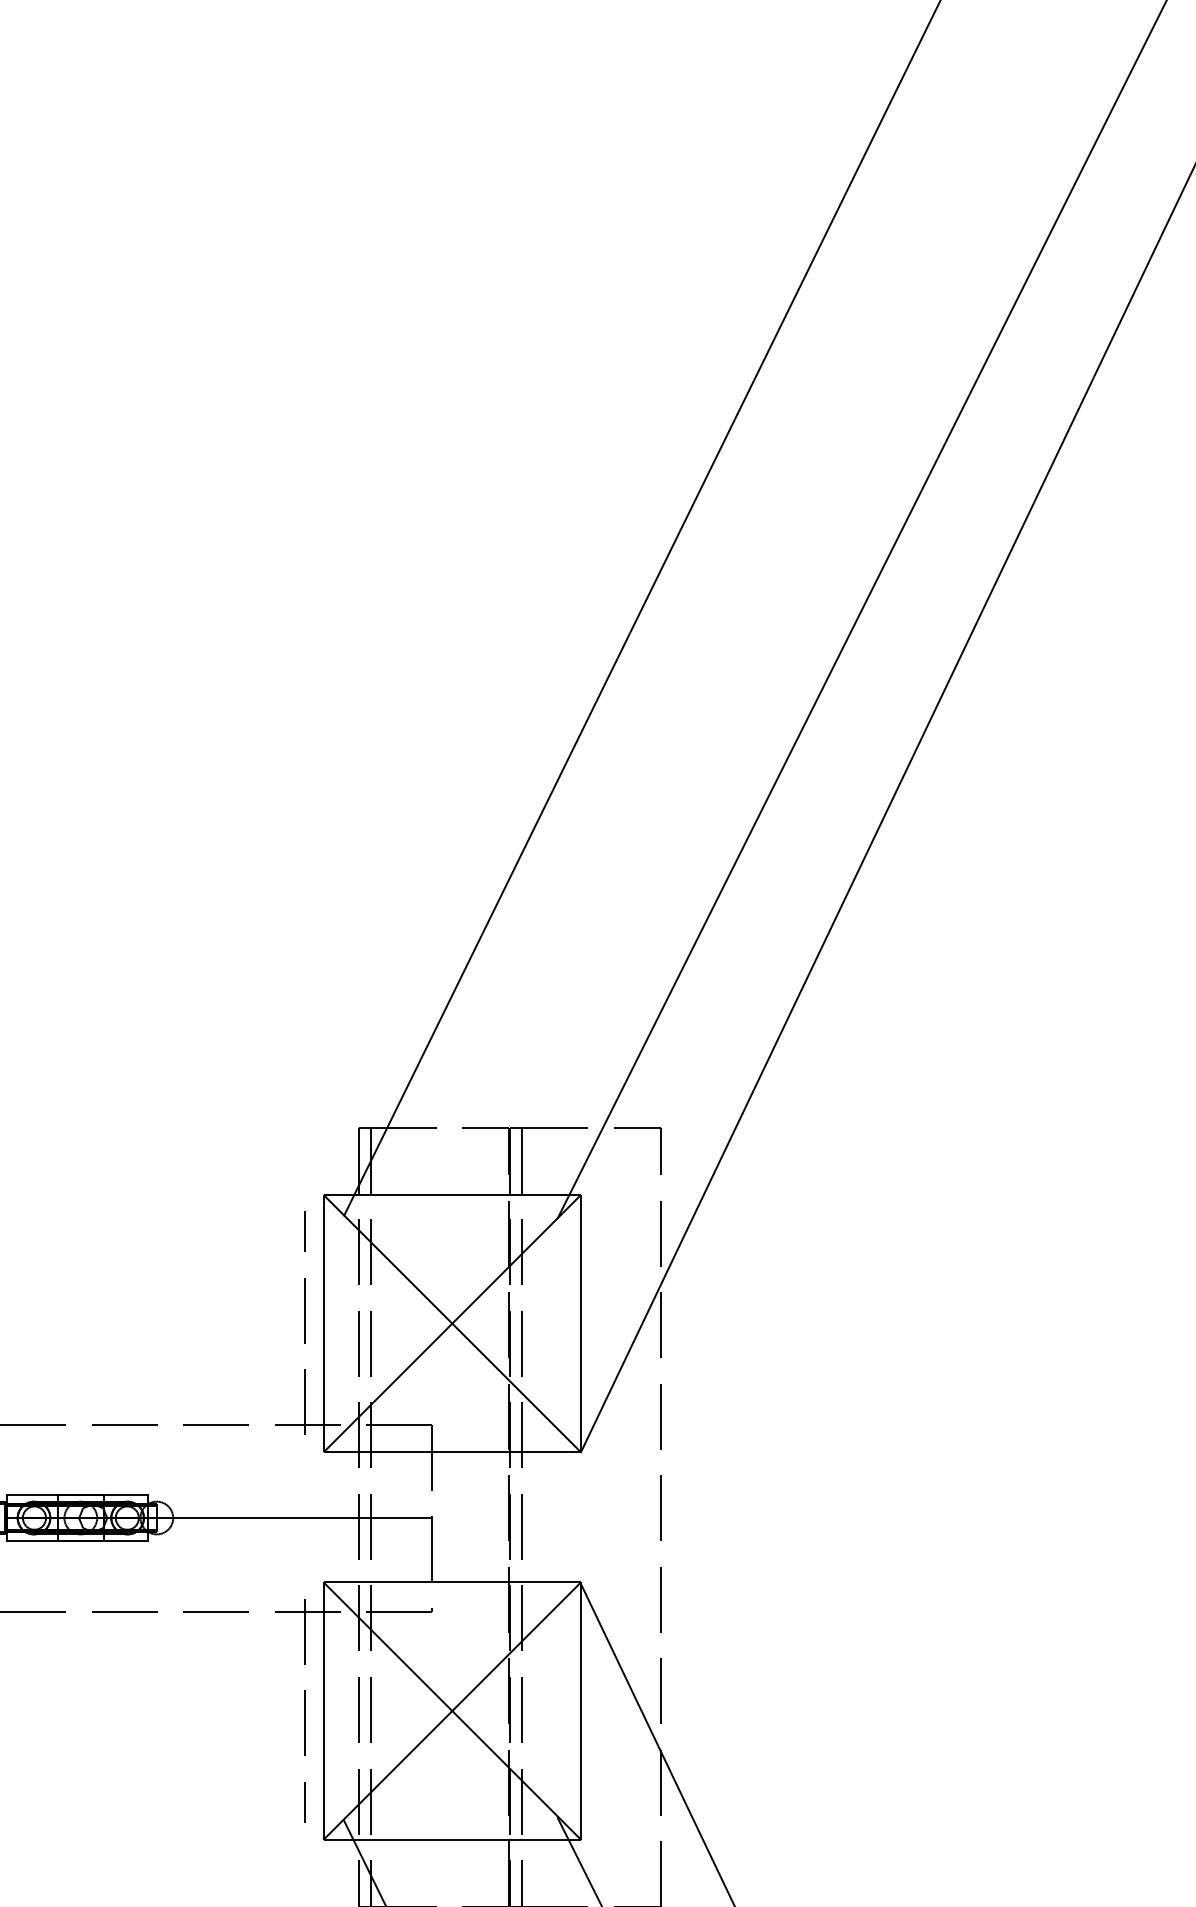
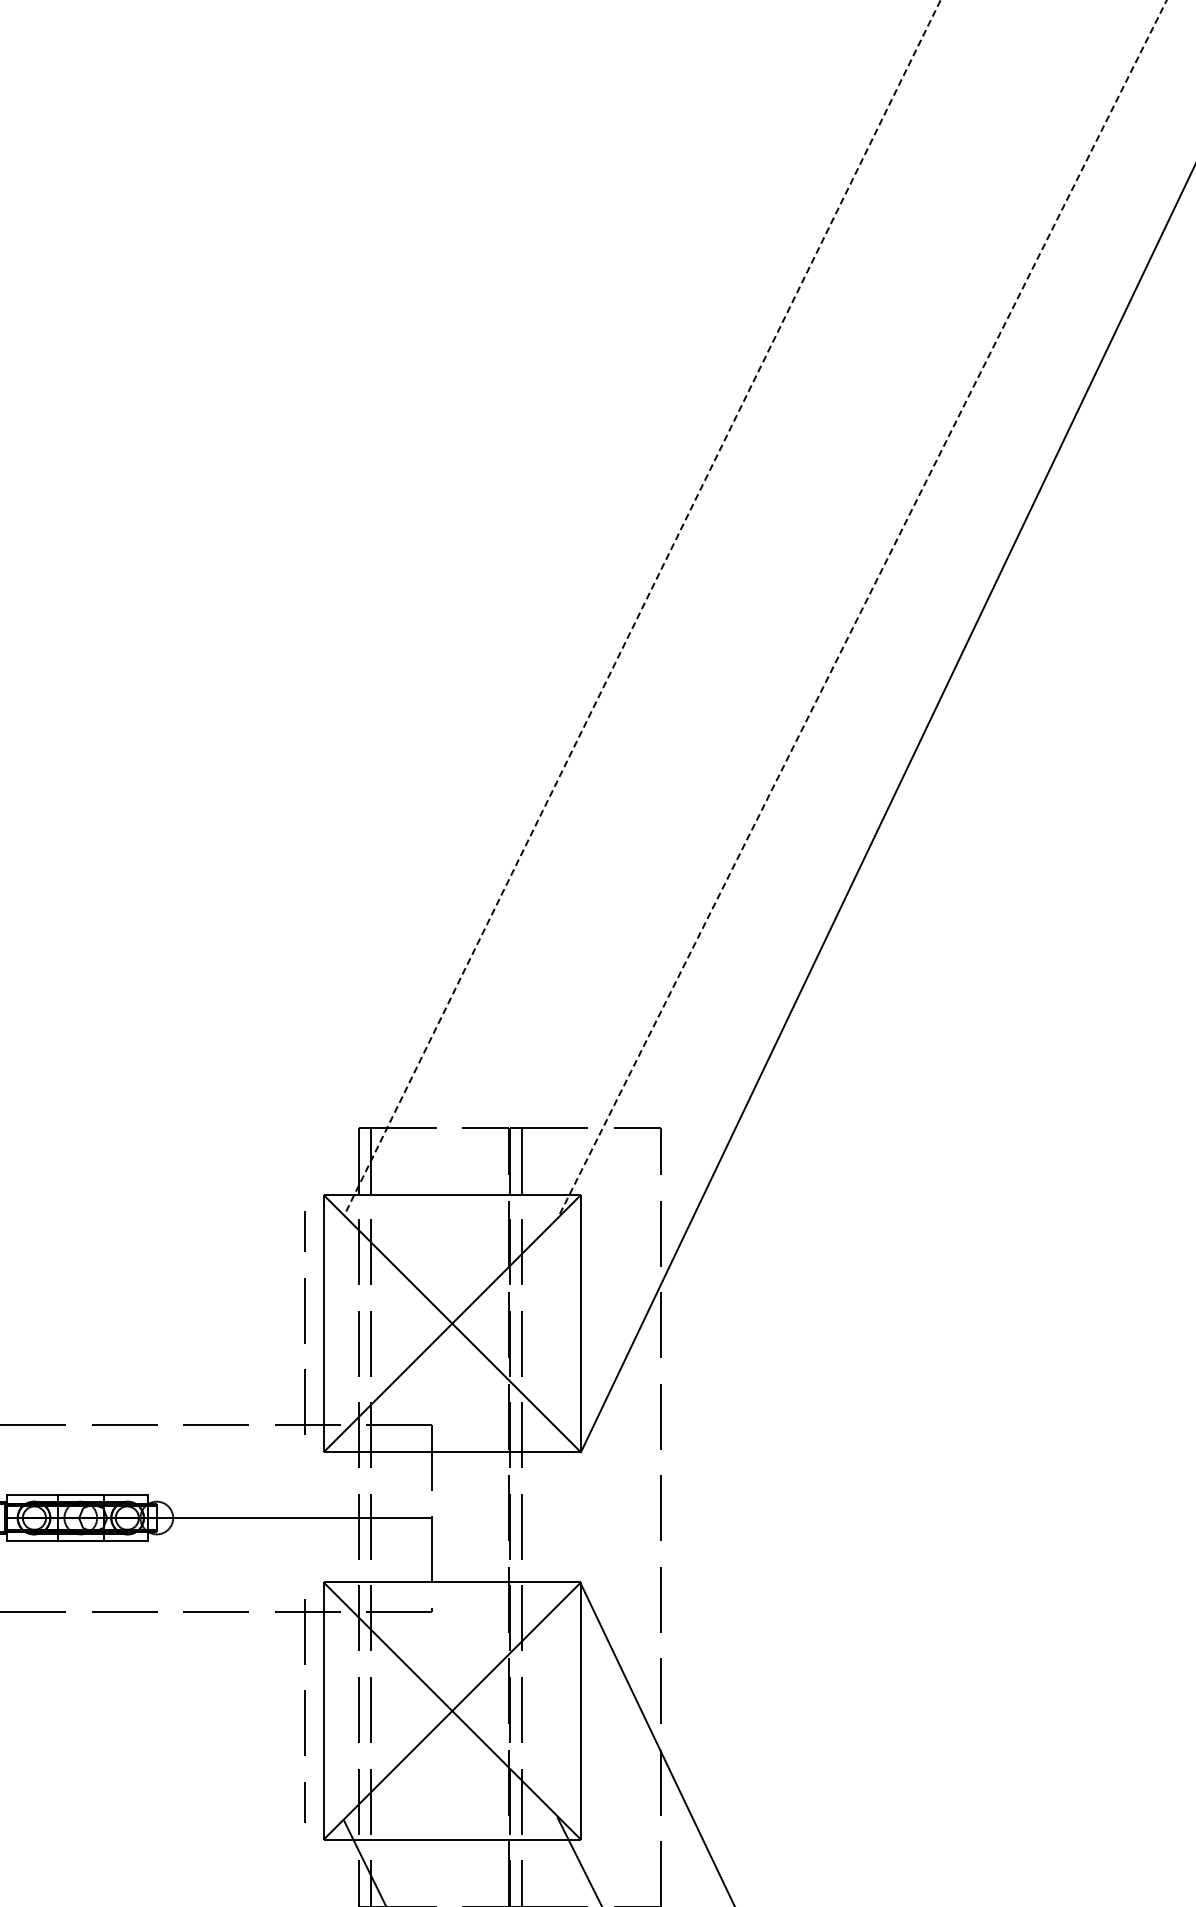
line: solid -> dashed (642, 607)
line: solid -> dashed (862, 609)
